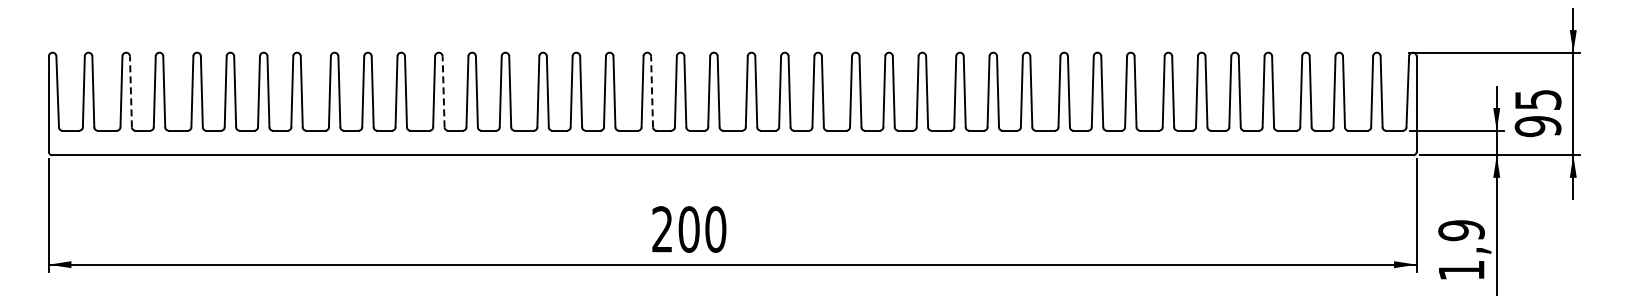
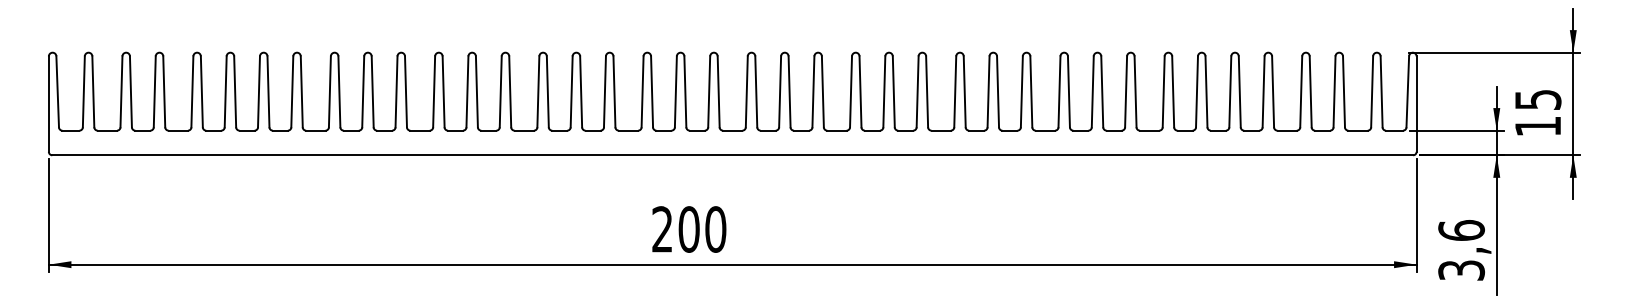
line: dashed -> solid (130, 91)
line: dashed -> solid (443, 91)
line: dashed -> solid (652, 91)
text: 95 -> 15 (1537, 126)
text: 1,9 -> 3,6 (1461, 250)
